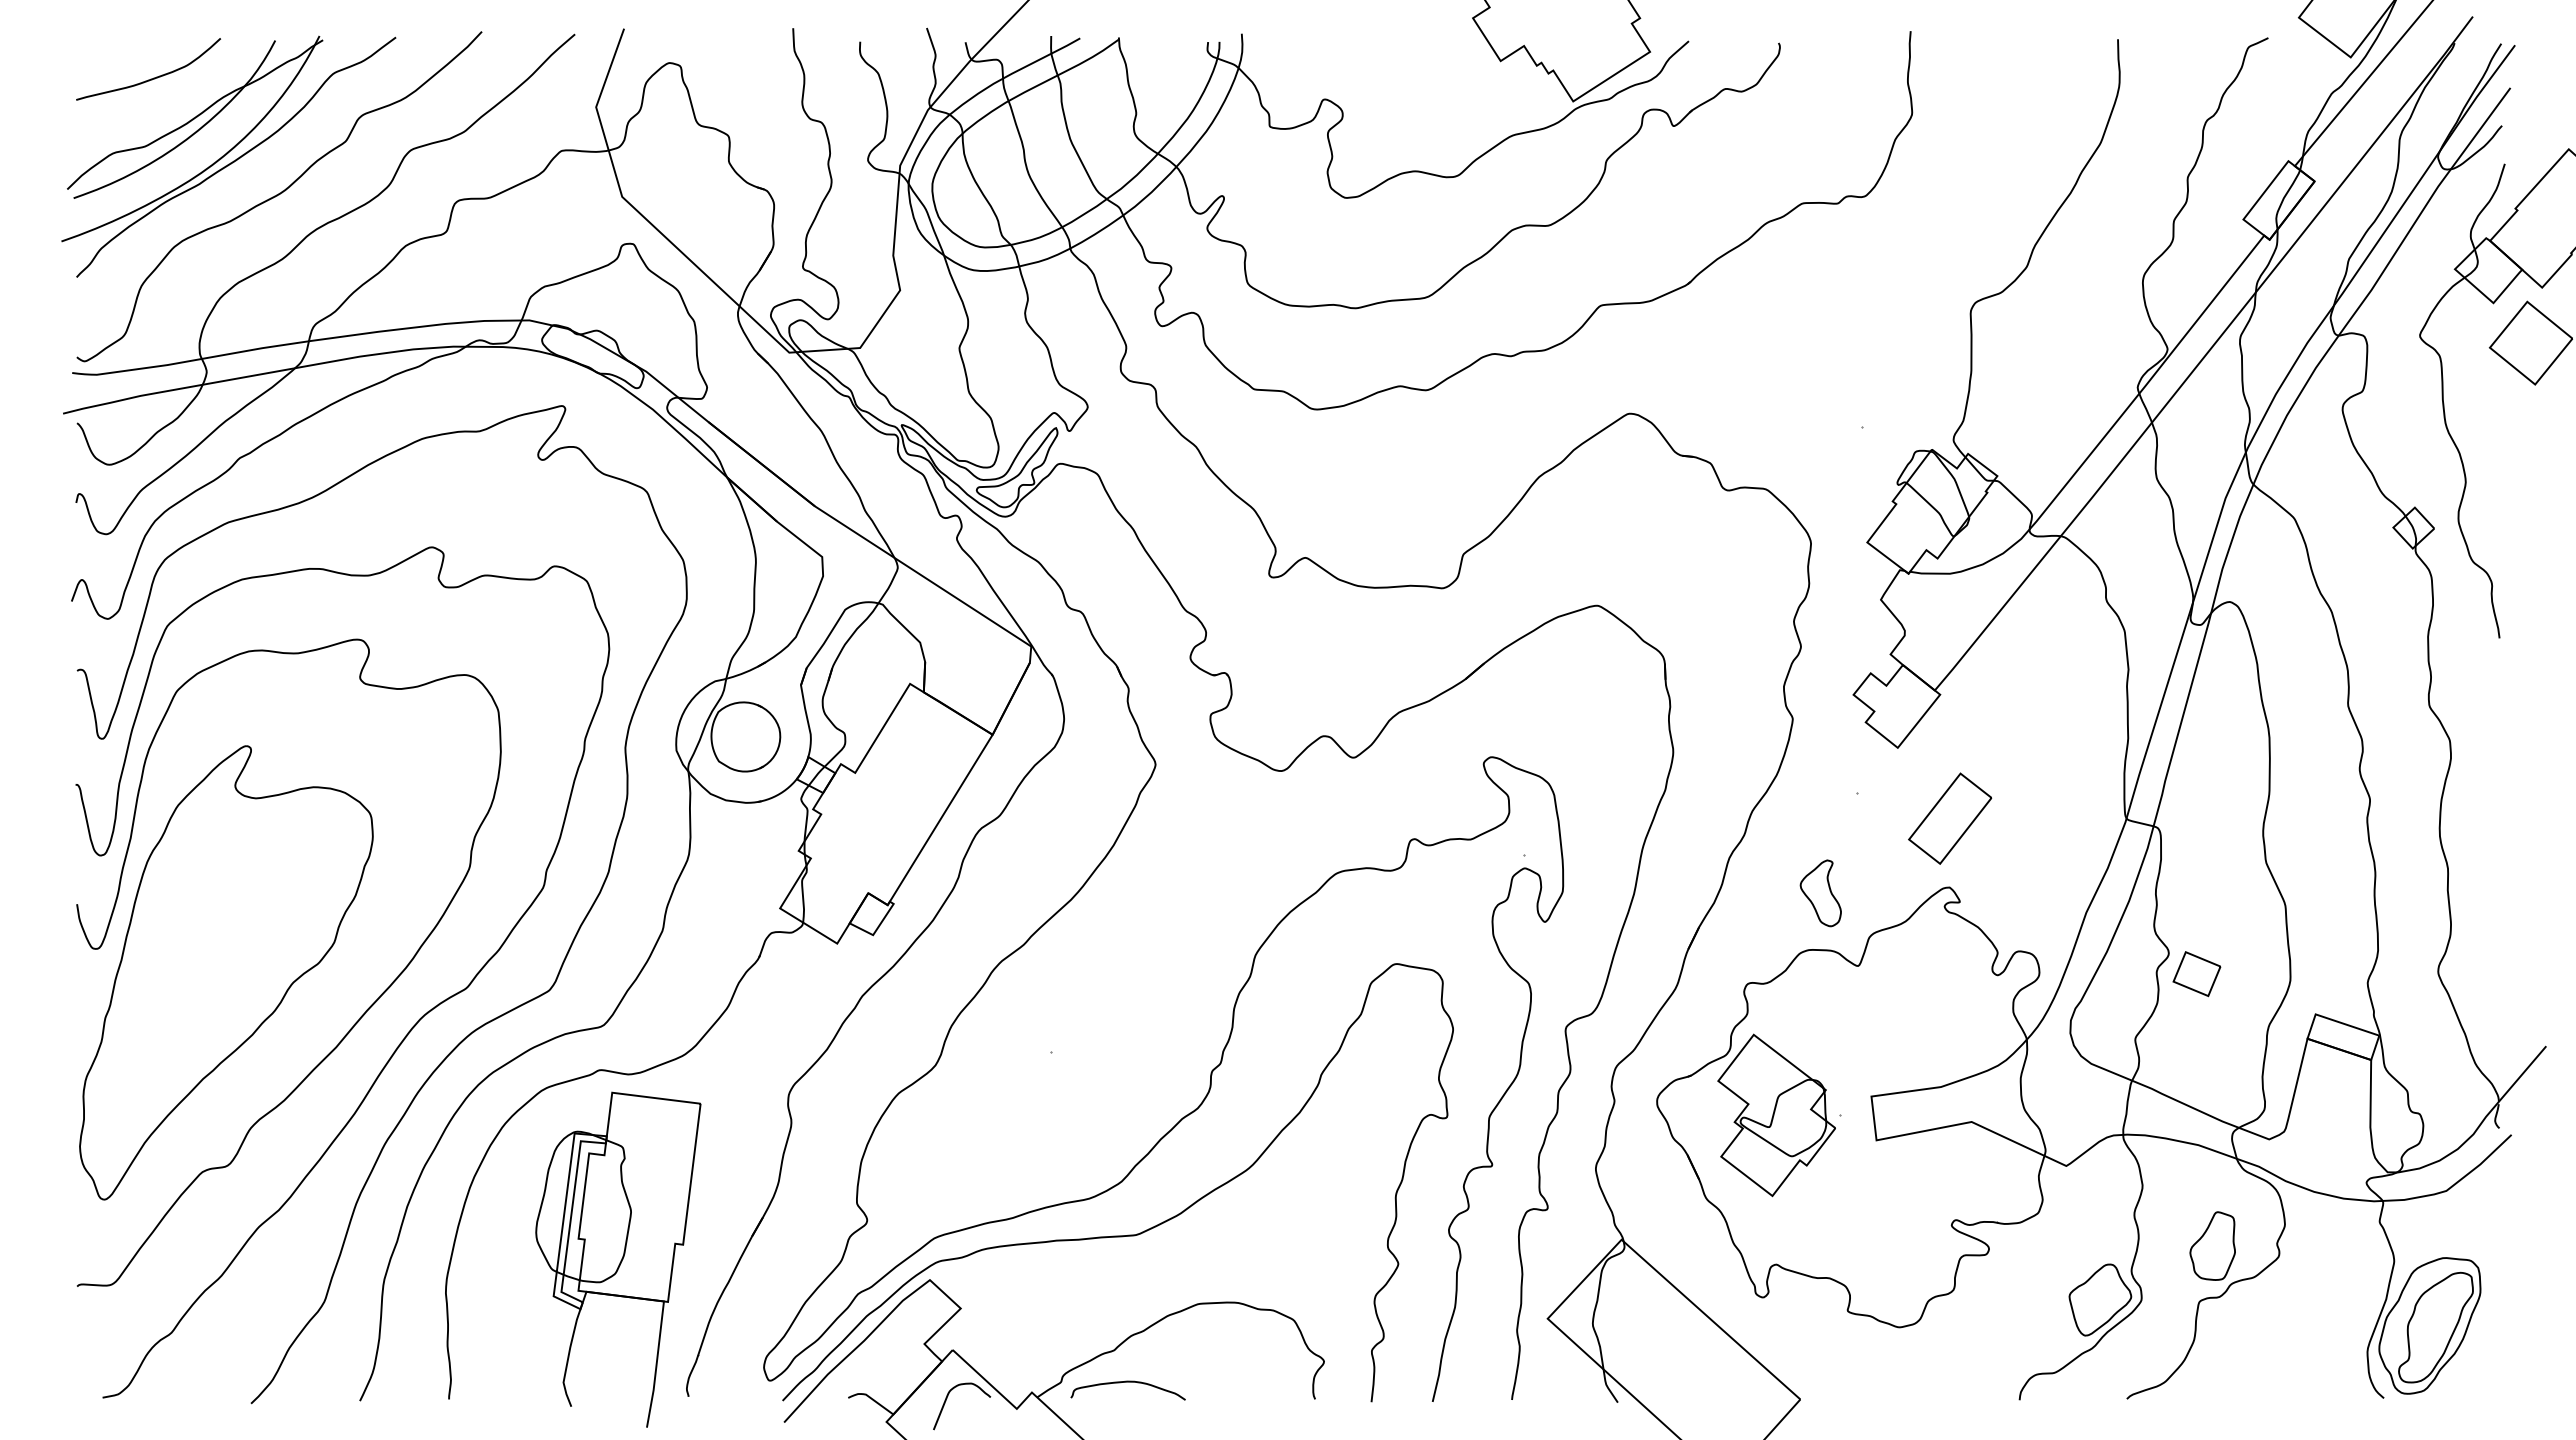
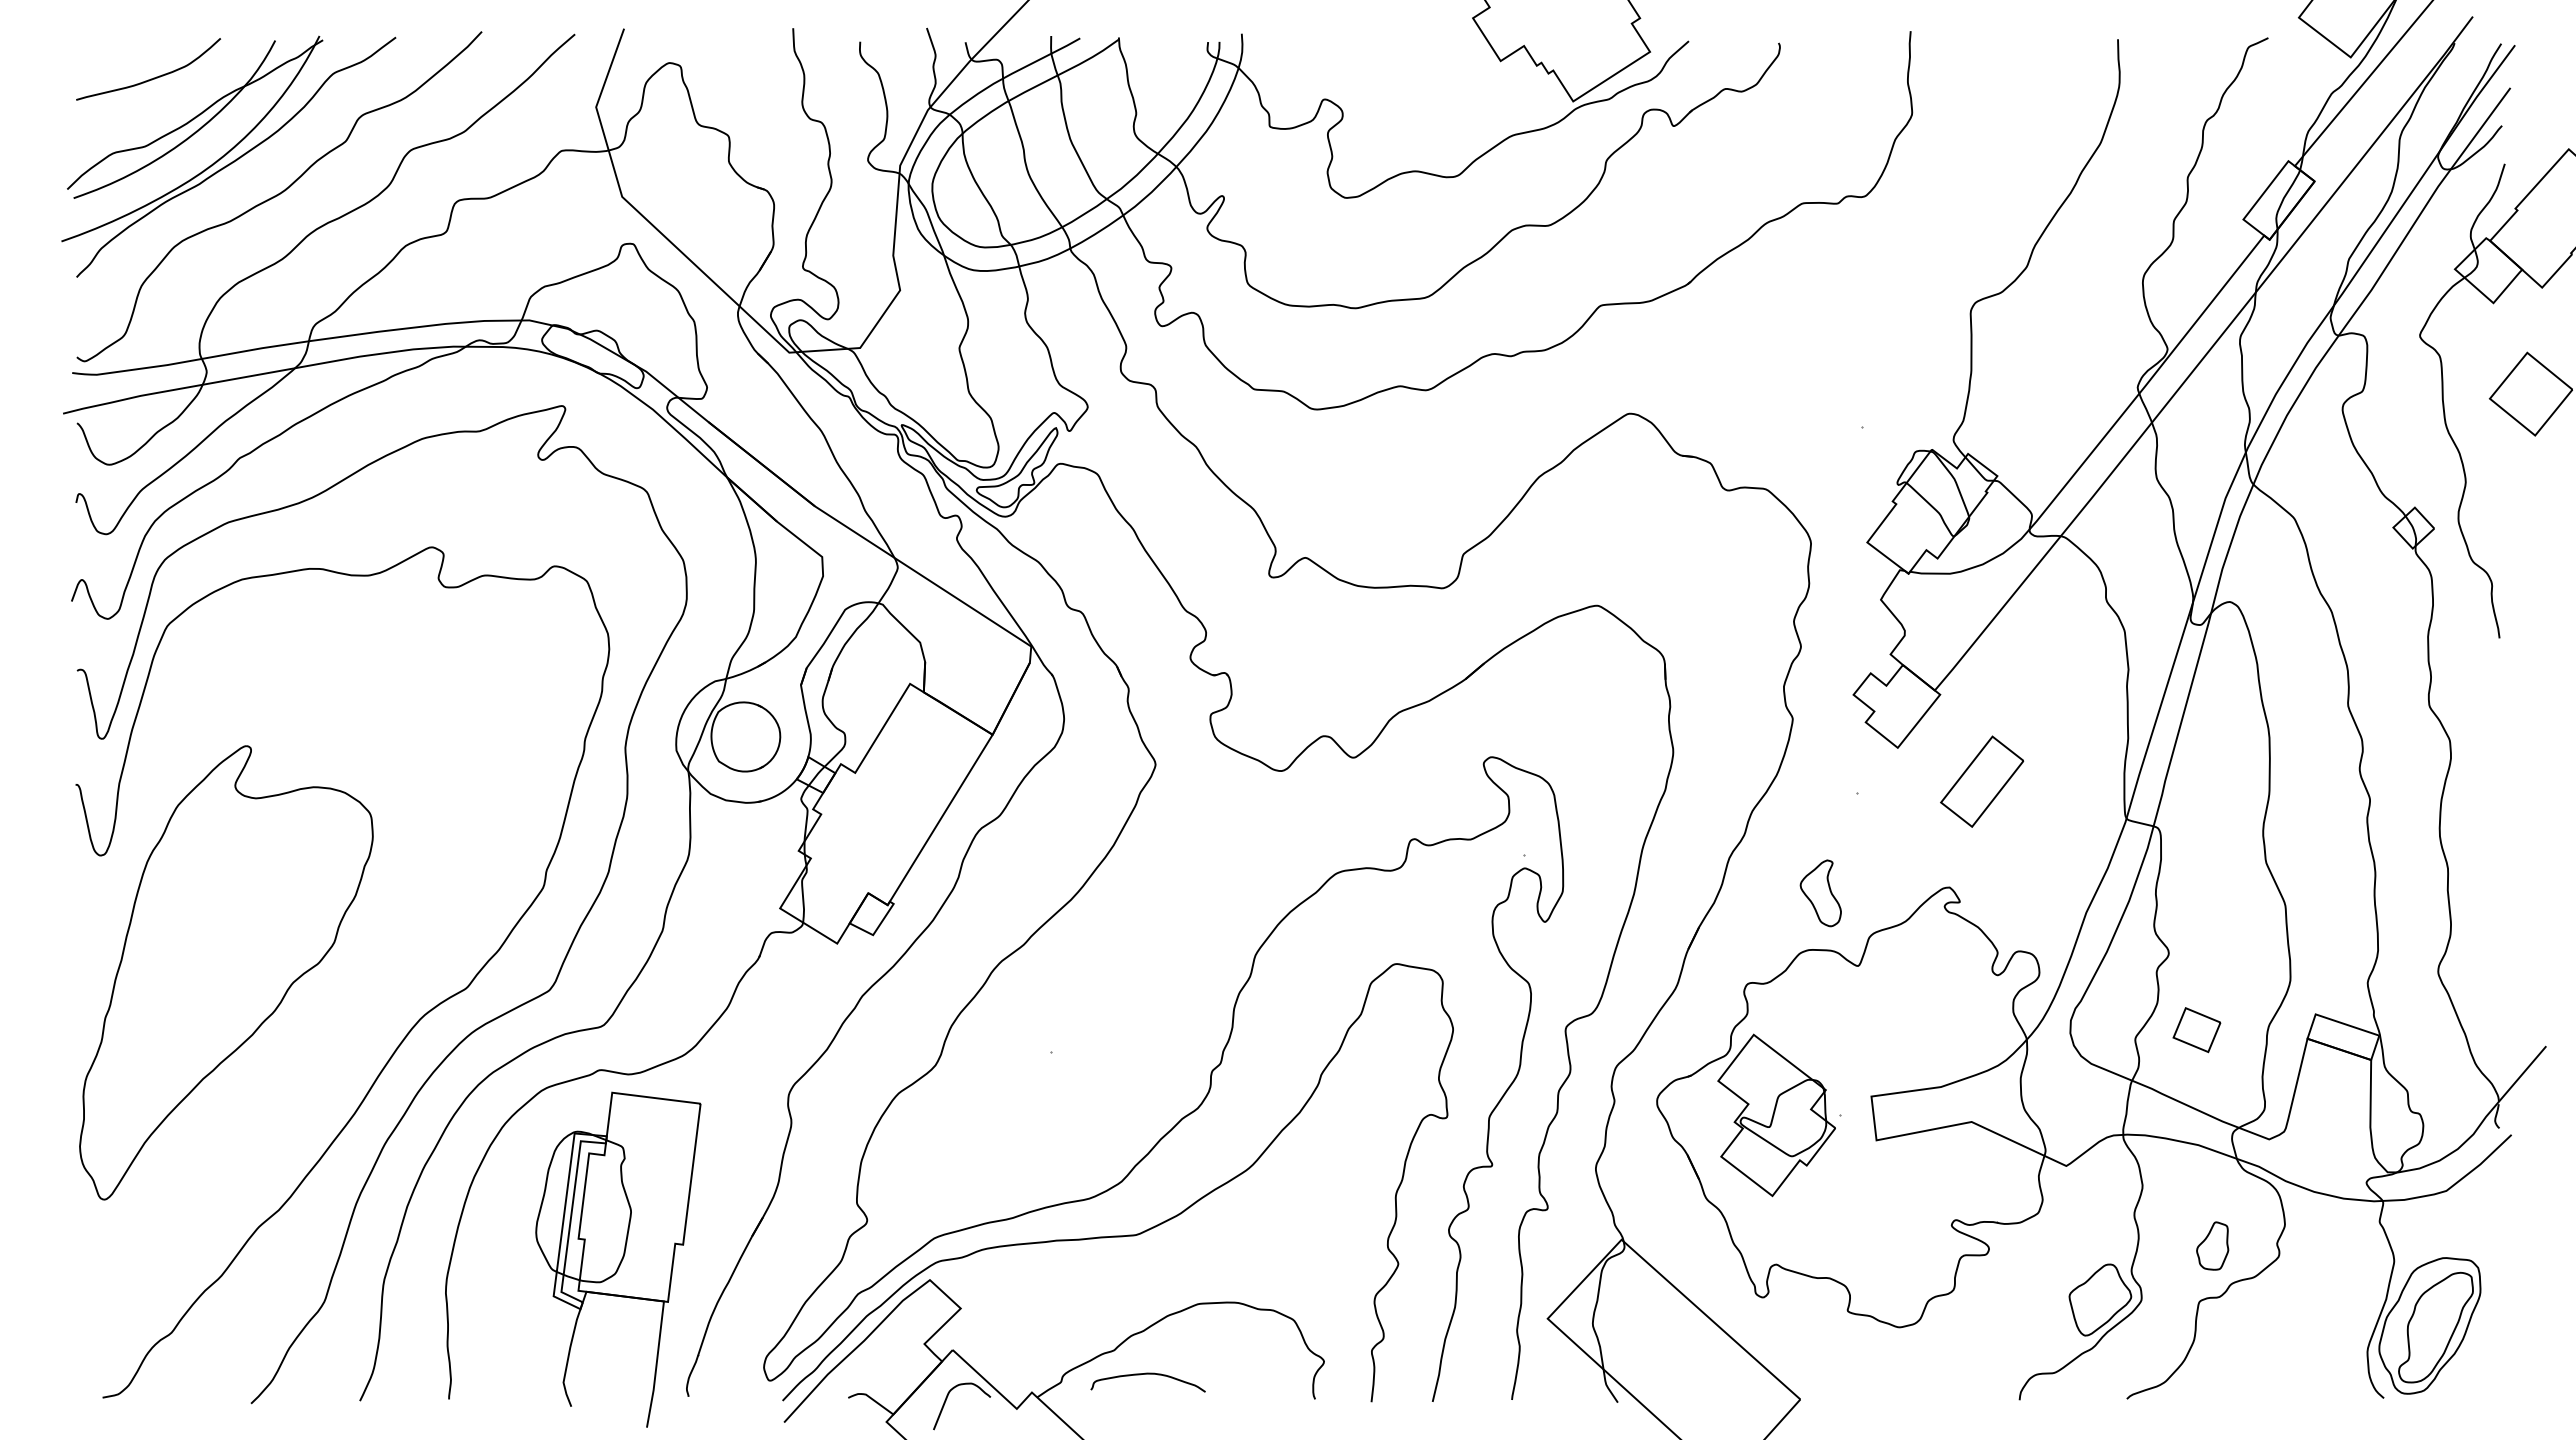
part position: (2530, 342) -> (2530, 393) (2530, 393)
part position: (1950, 818) -> (1982, 781) (1982, 781)
part position: (2196, 974) -> (2196, 1030) (2196, 1030)
curve: present -> none (354, 1023)
part size: 47x70 px -> 34x50 px (2212, 1245)
curve position: (1127, 1382) -> (1147, 1374) (1147, 1374)
